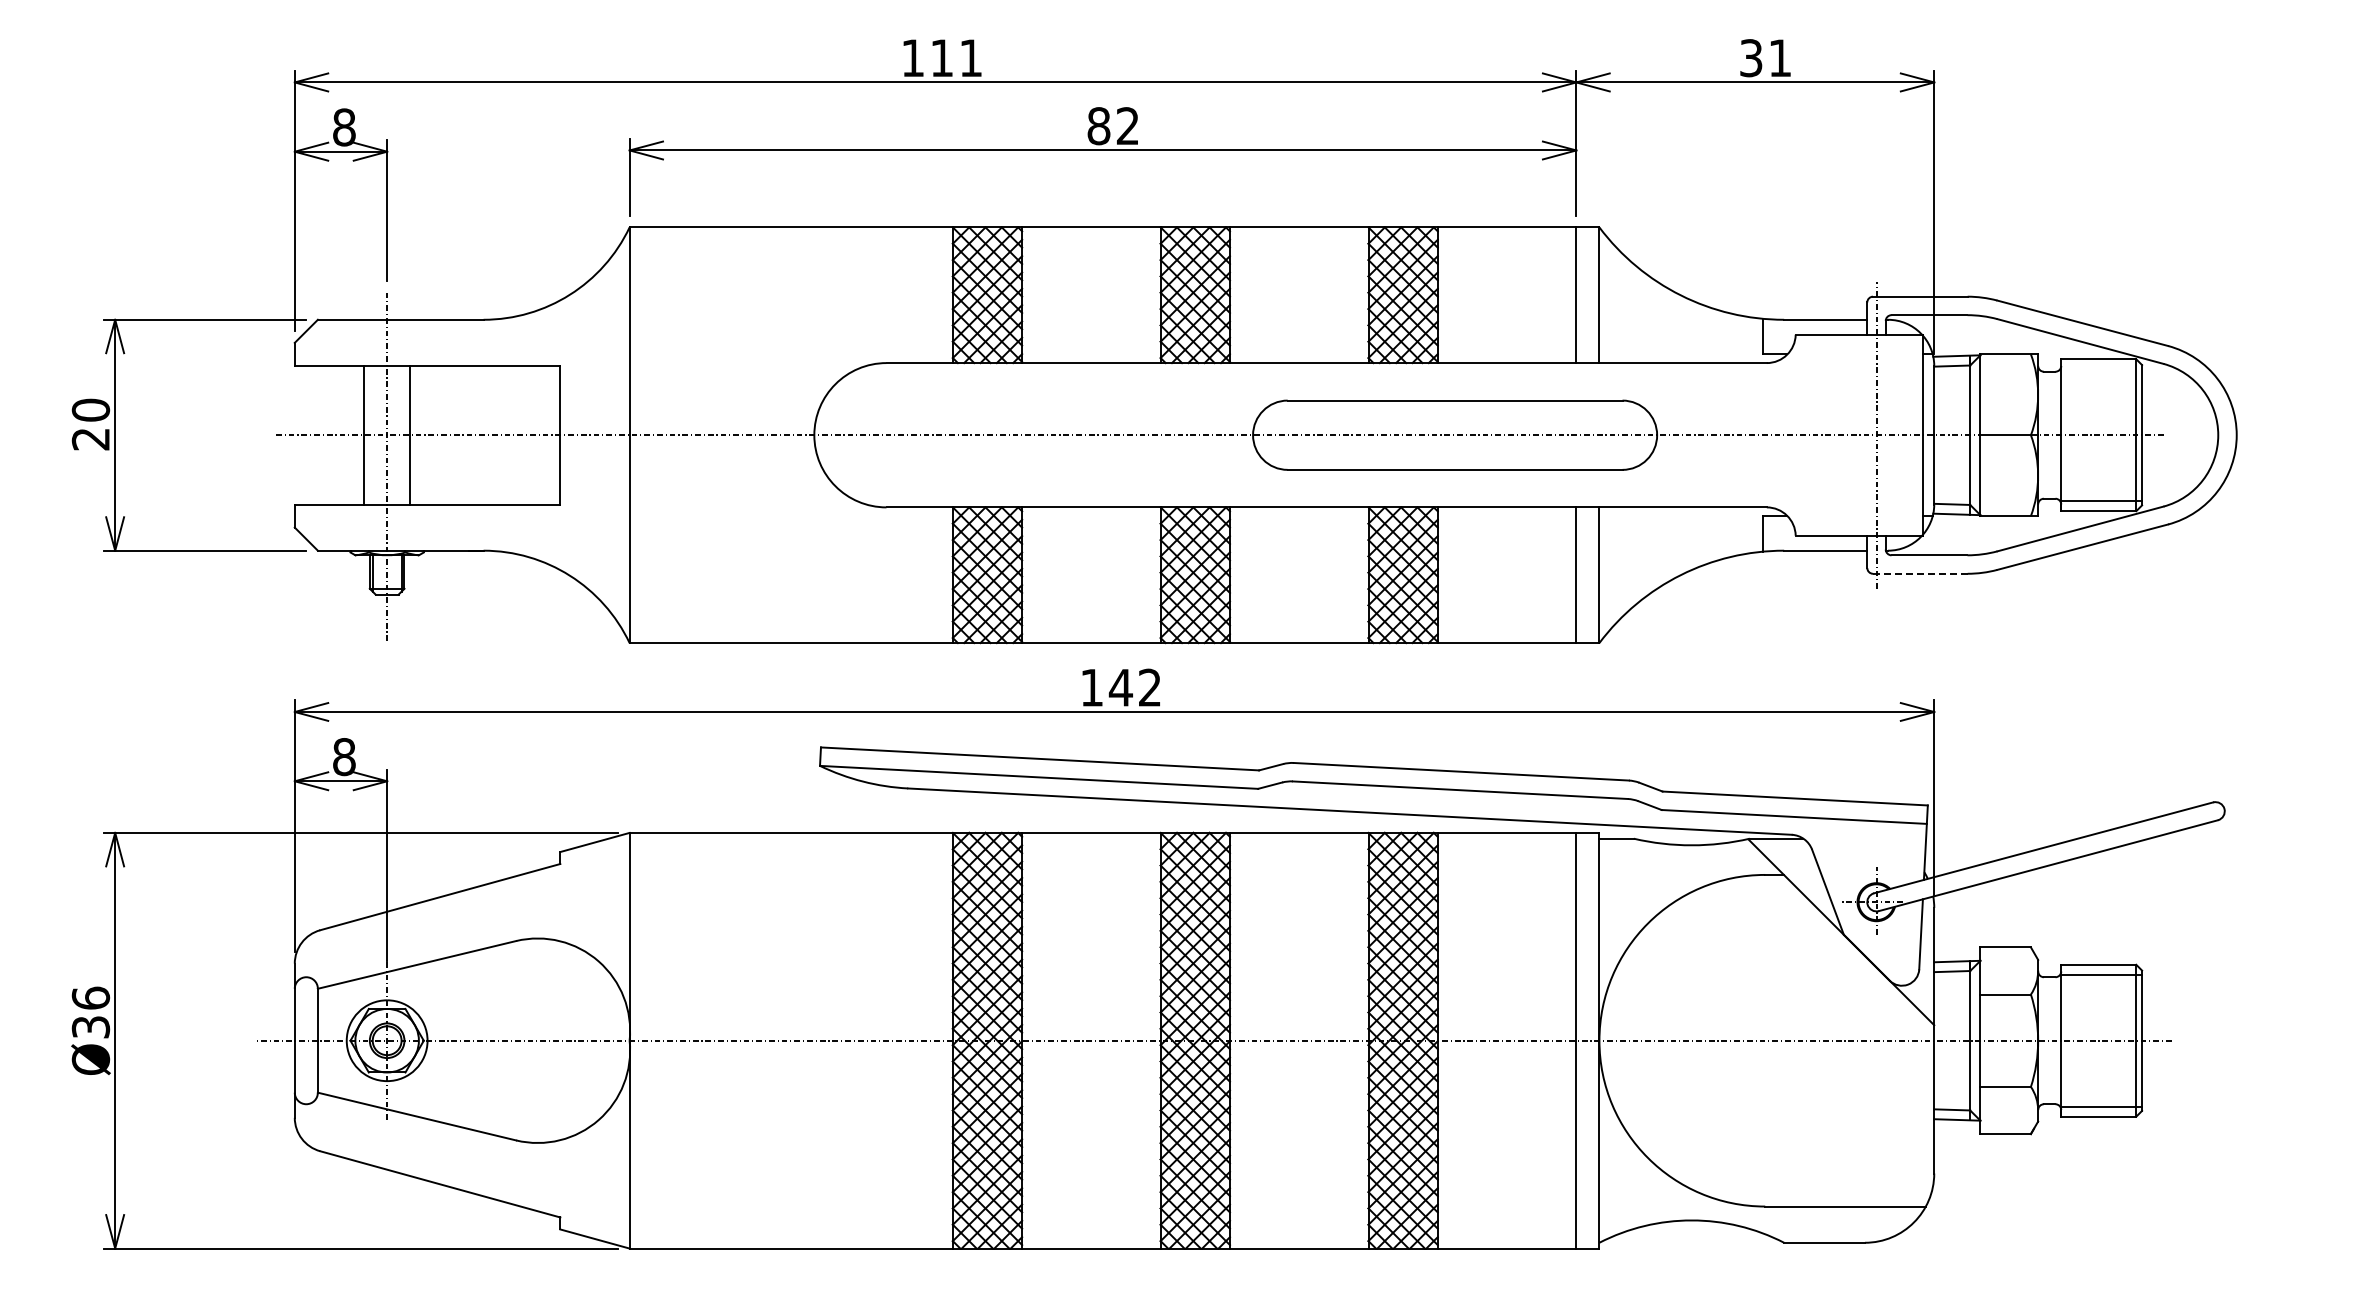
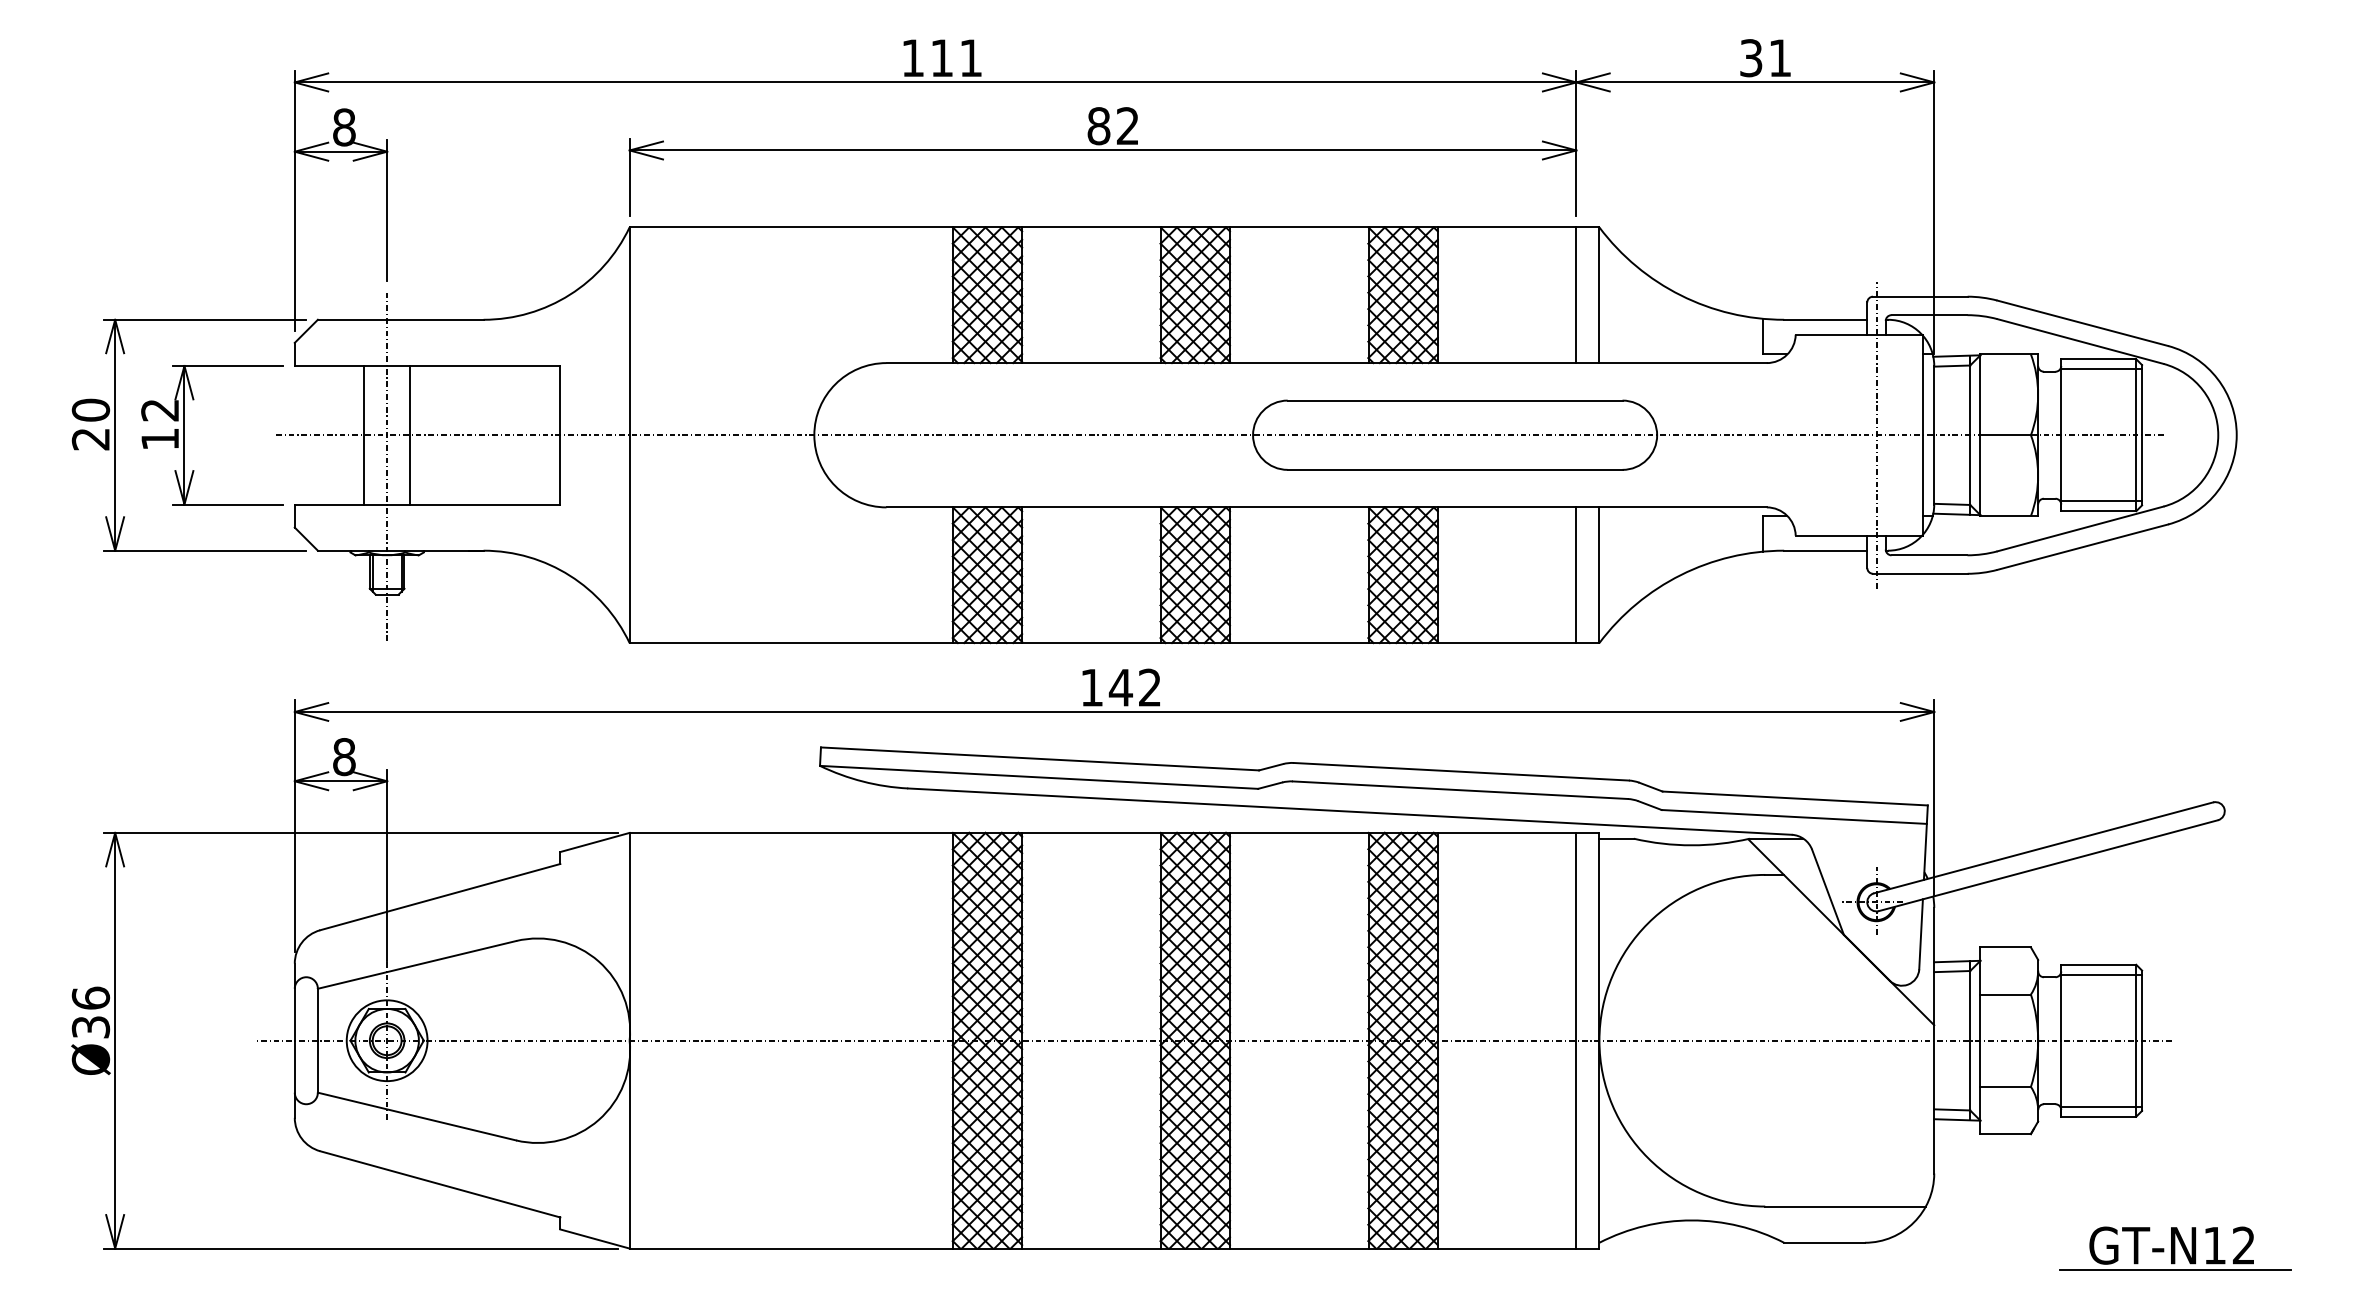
line: none -> present (2101, 369)
part: none -> present (184, 435)
line: dashed -> solid (1919, 573)
part: none -> present (2175, 1248)
